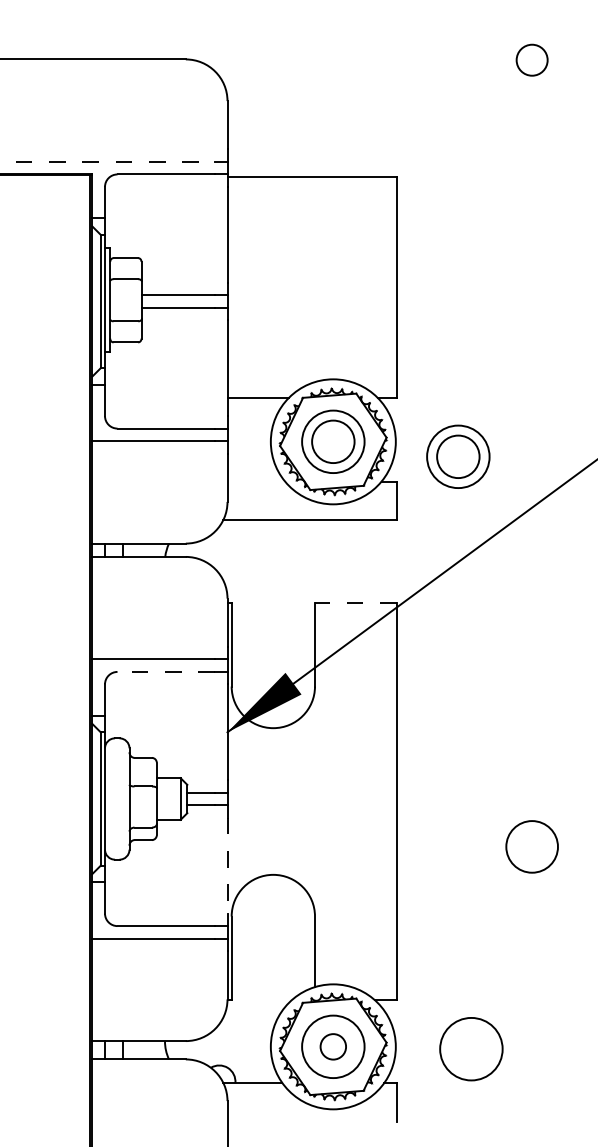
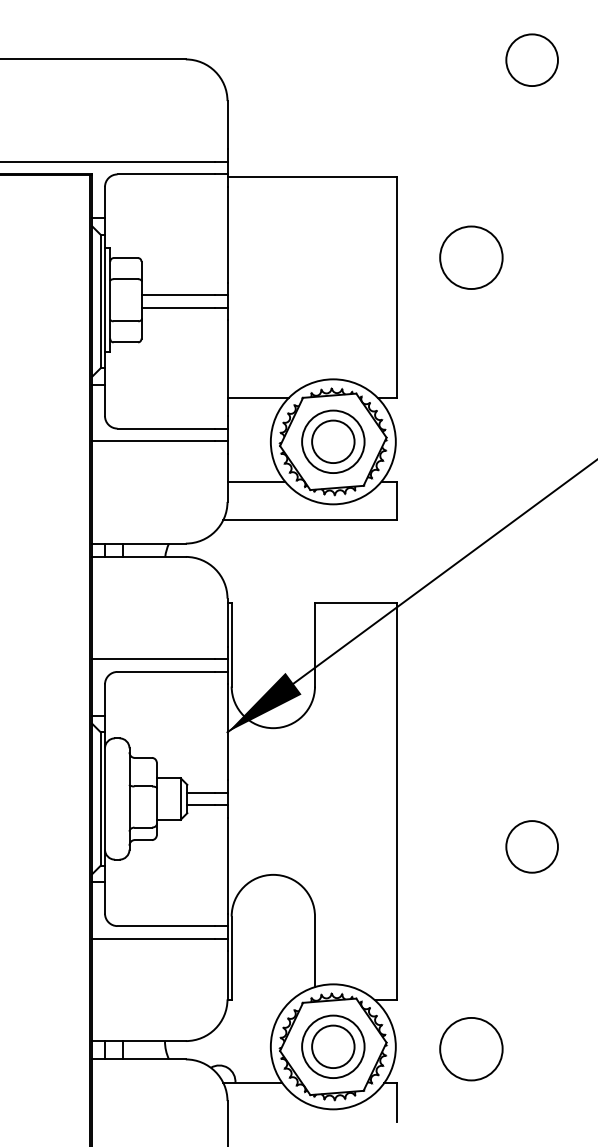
circle diameter: 31 px -> 52 px (531, 60)
line: dashed -> solid (108, 161)
circle: none -> present (471, 257)
part: present -> none (458, 456)
line: none -> present (256, 481)
line: dashed -> solid (355, 603)
line: dashed -> solid (166, 671)
line: dashed -> solid (227, 865)
circle diameter: 25 px -> 42 px (333, 1046)
